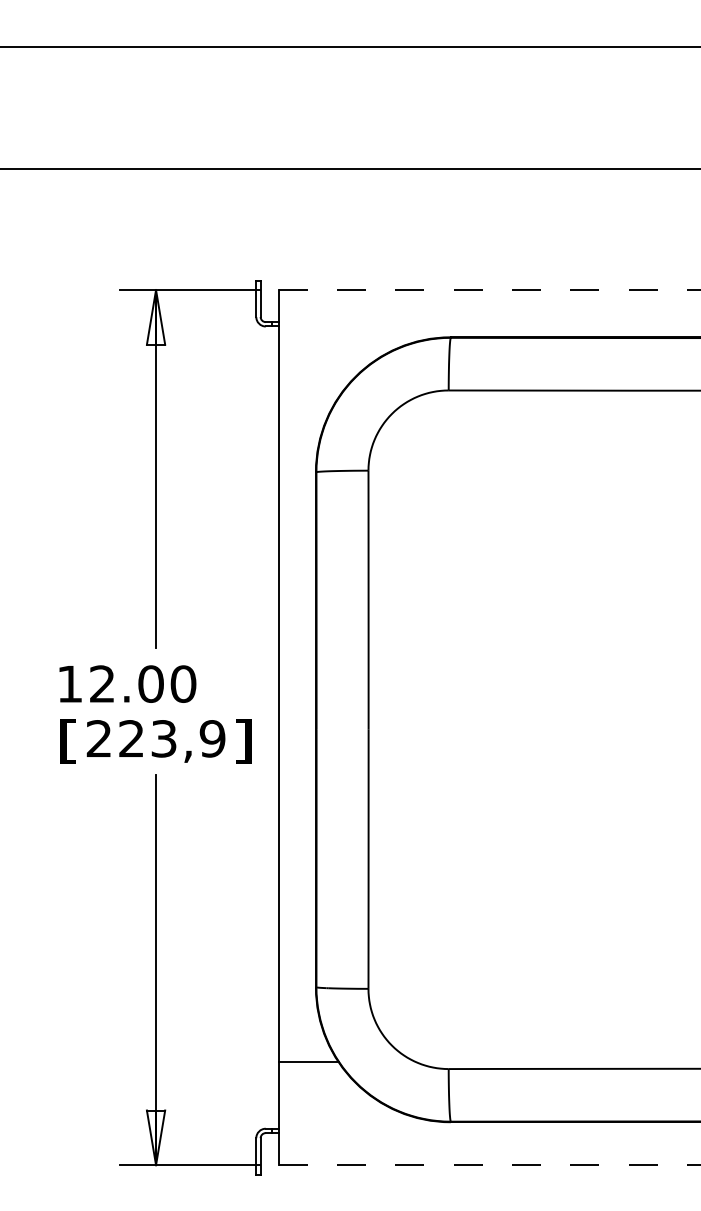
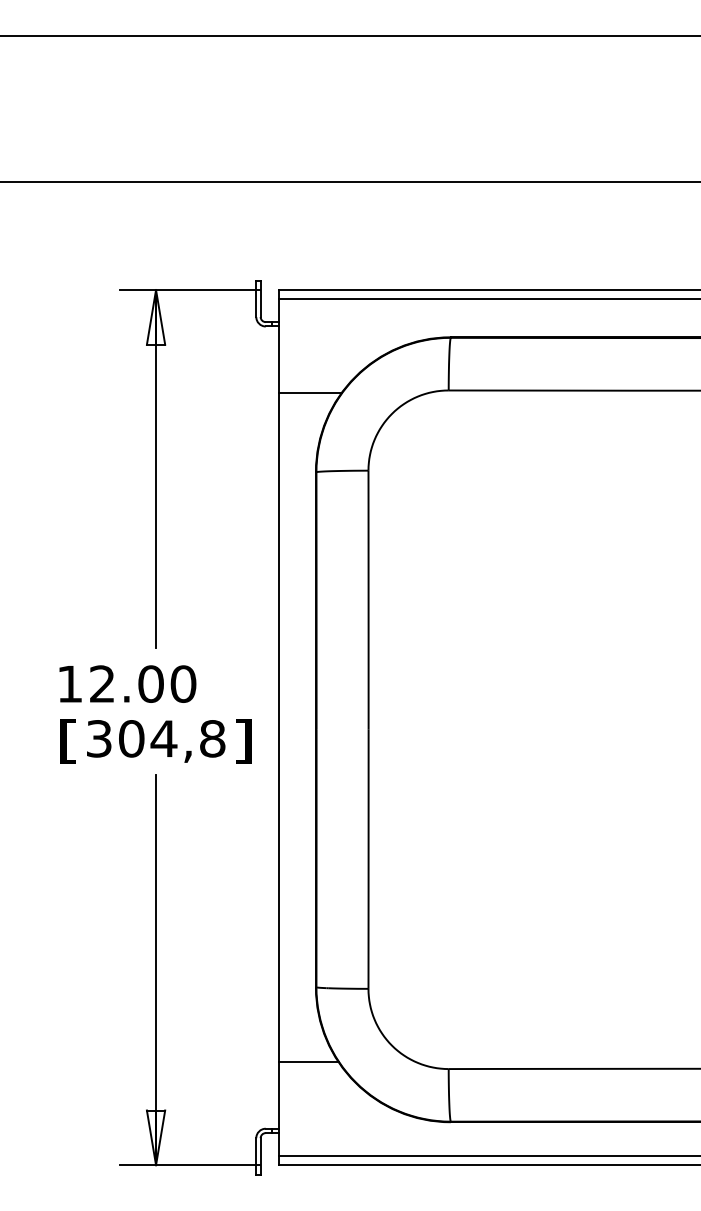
line position: (349, 47) -> (349, 36) (349, 36)
line position: (349, 169) -> (349, 182) (349, 182)
line: dashed -> solid (489, 290)
line: none -> present (487, 299)
line: none -> present (309, 393)
text: 223,9 -> 304,8 (155, 738)
line: none -> present (487, 1156)
line: dashed -> solid (489, 1165)
